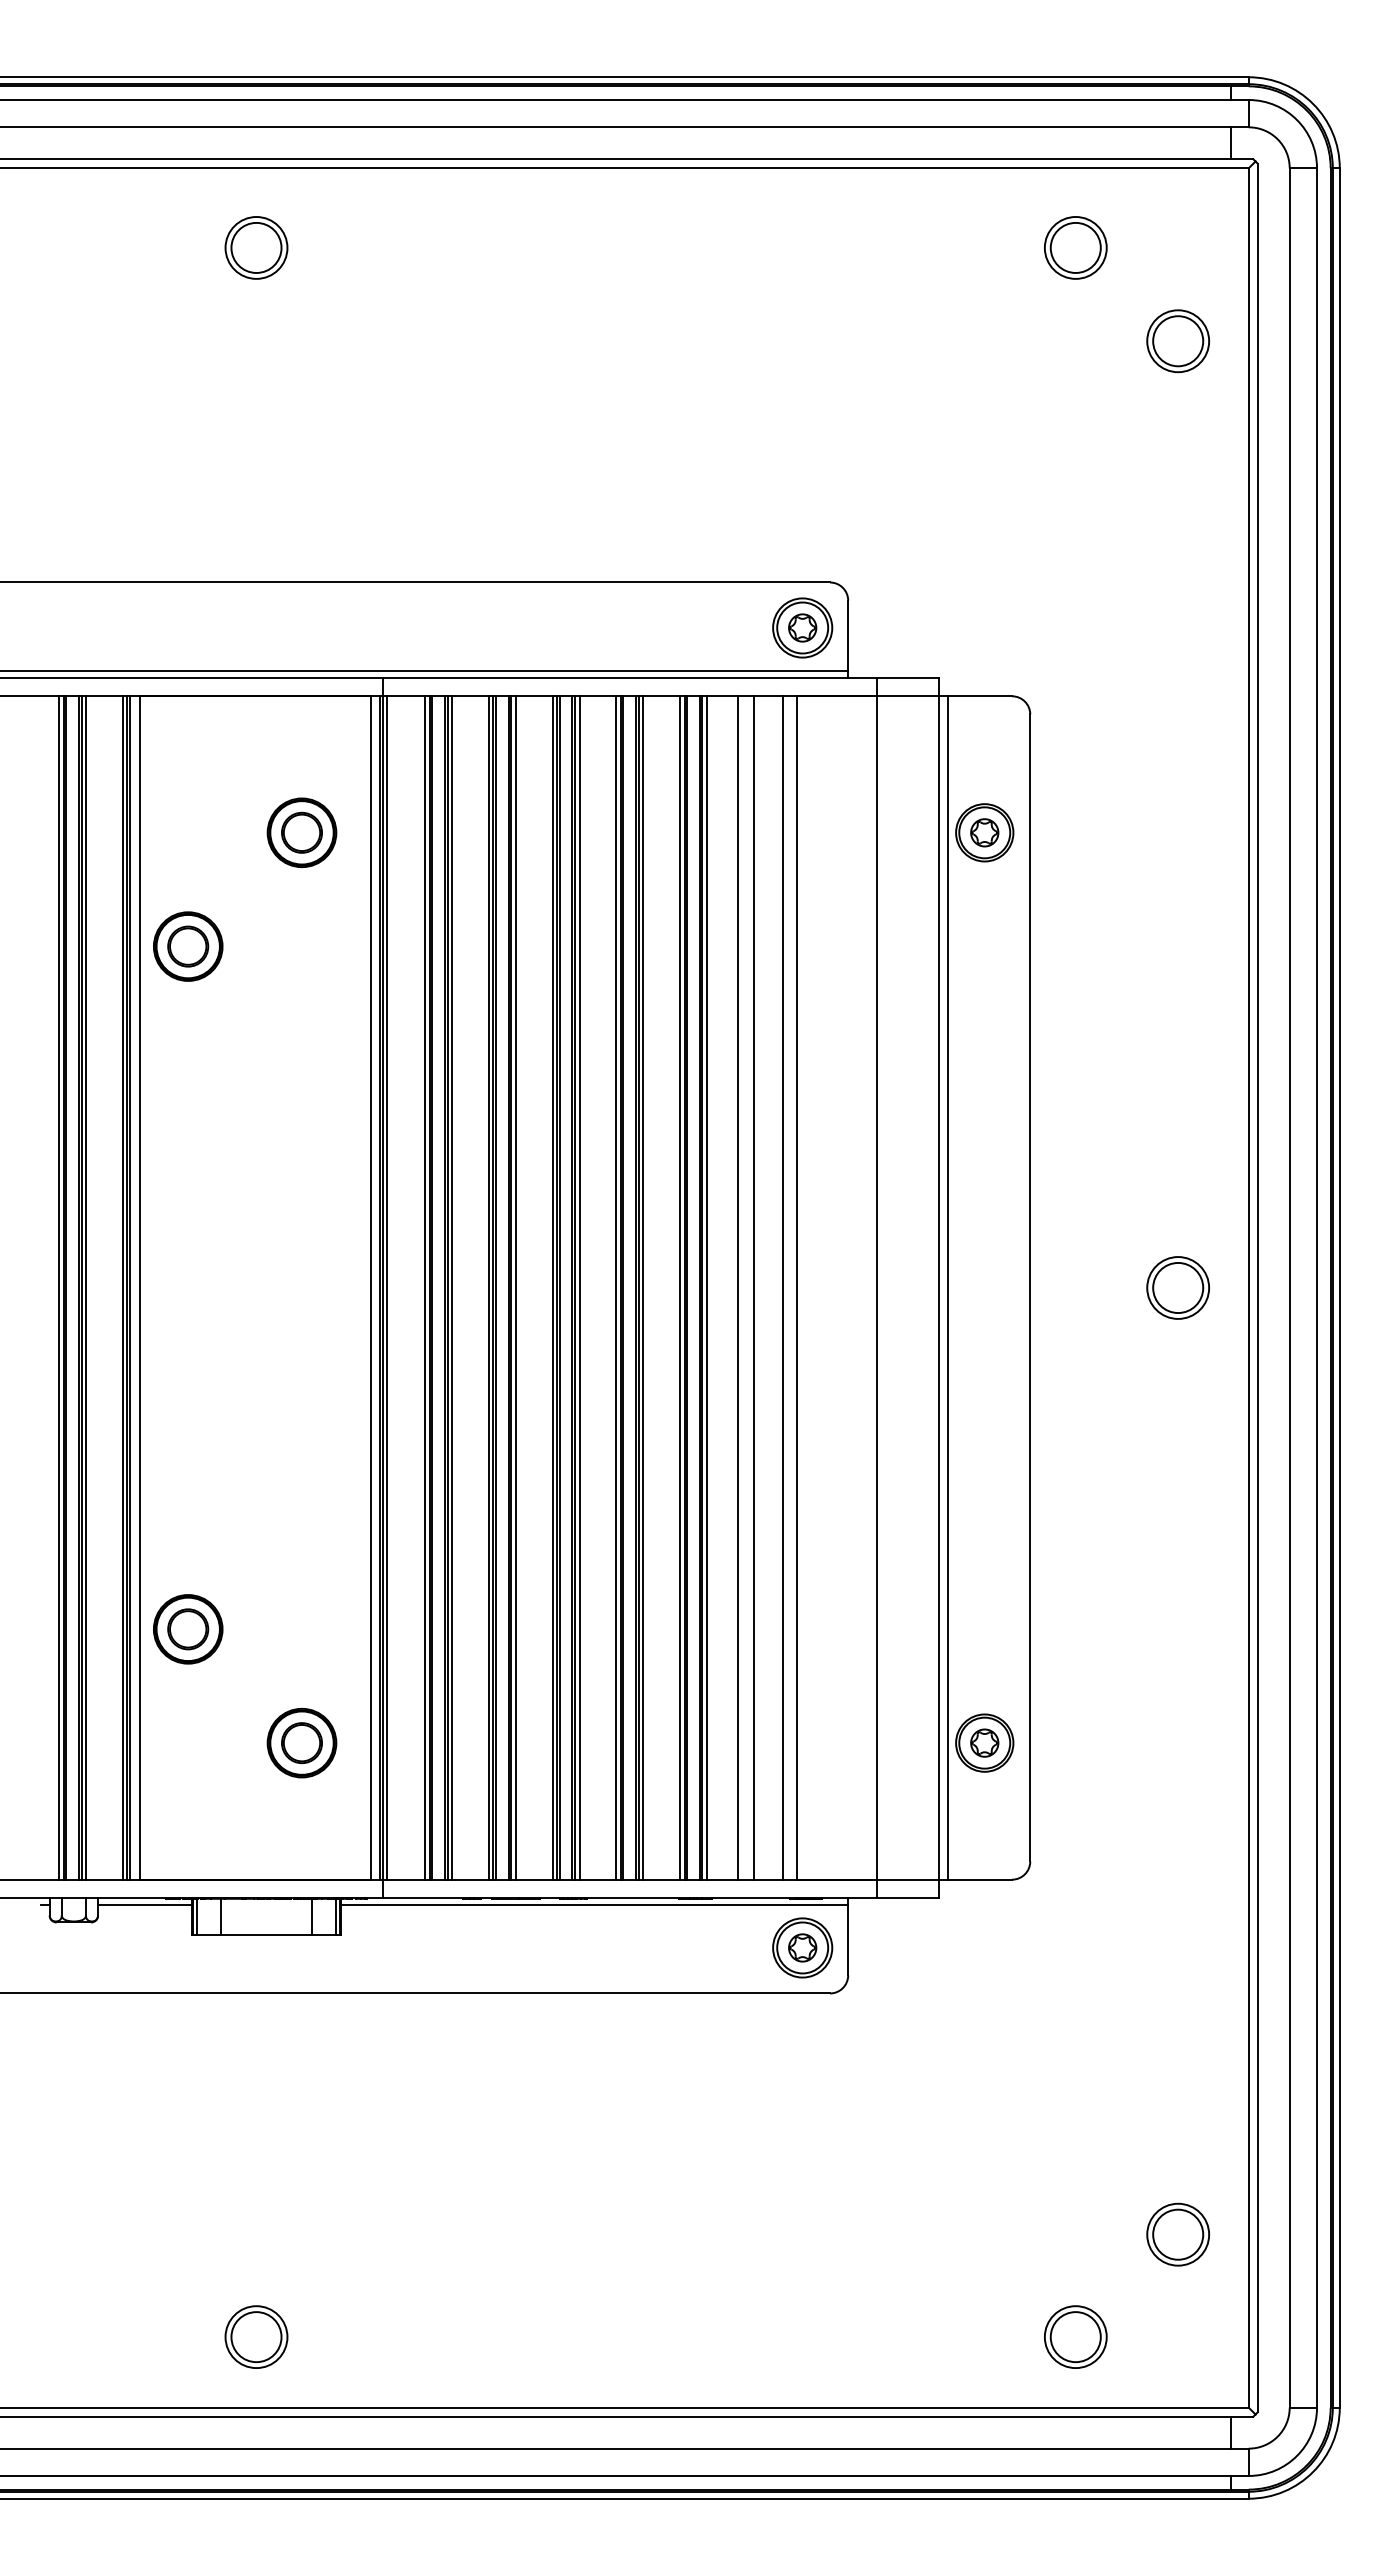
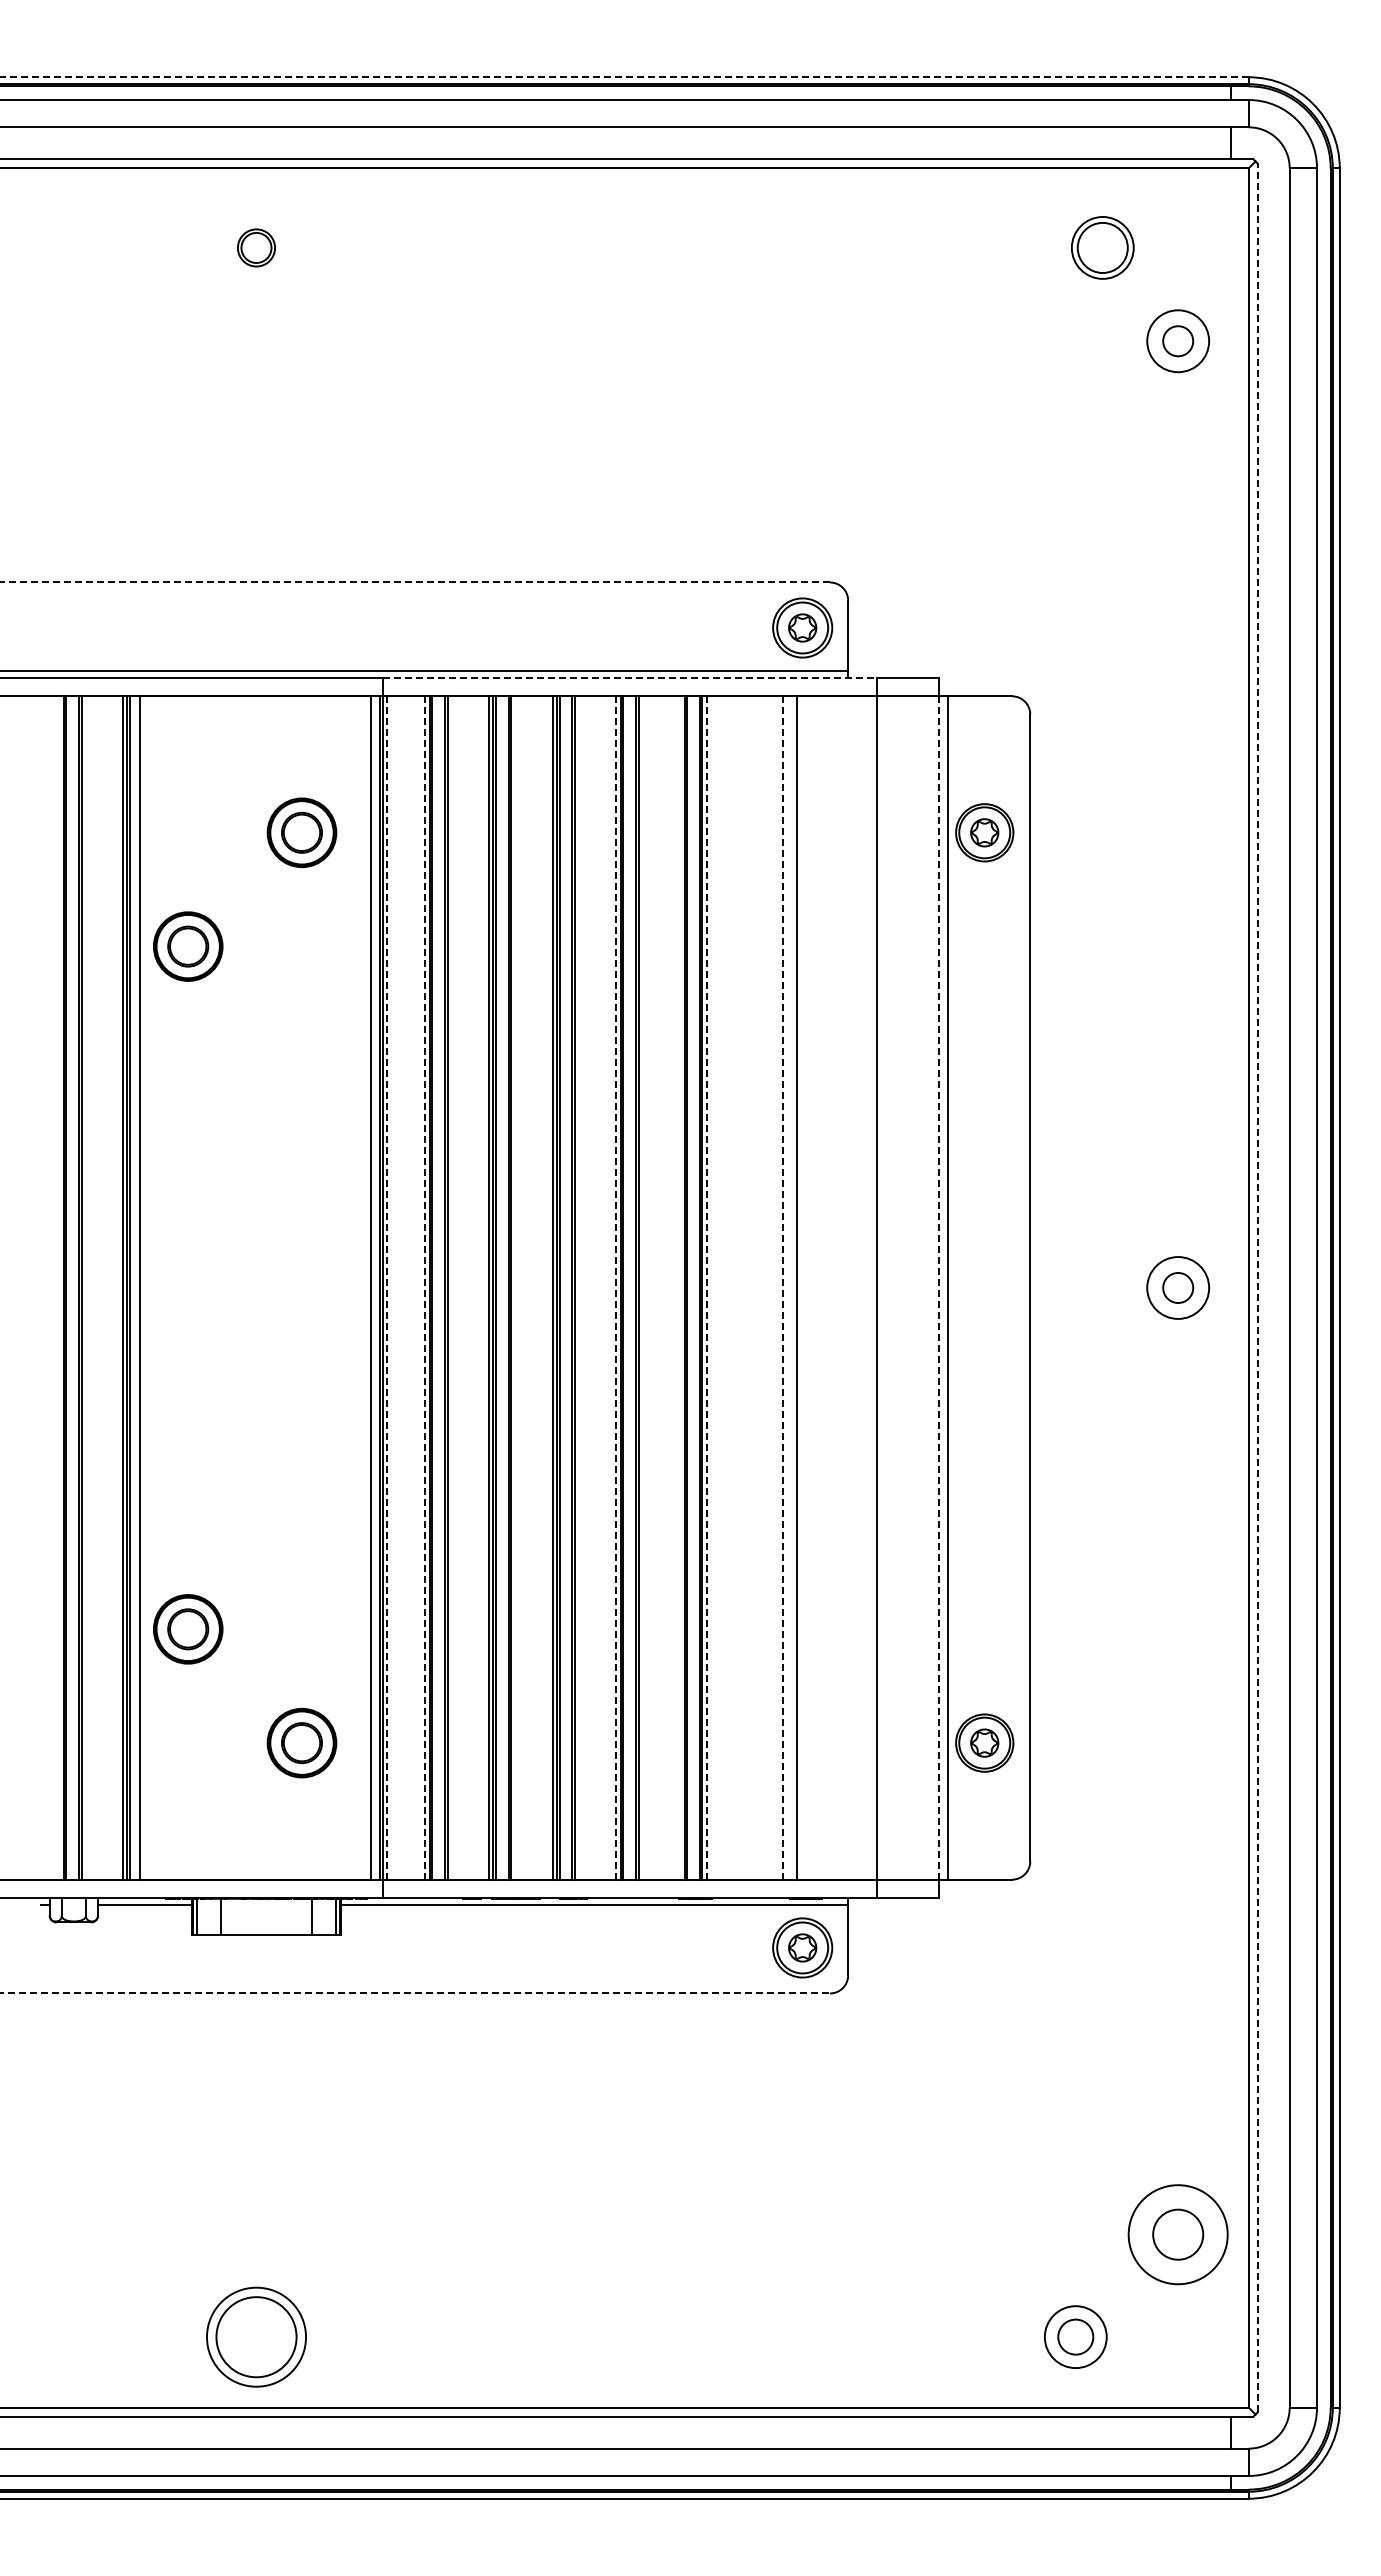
line: solid -> dashed (624, 77)
part size: 65x64 px -> 39x40 px (256, 247)
part position: (1075, 247) -> (1102, 247) (1102, 247)
circle diameter: 50 px -> 30 px (1178, 341)
line: solid -> dashed (415, 582)
line: solid -> dashed (629, 678)
line: present -> none (59, 1287)
line: present -> none (86, 1287)
line: solid -> dashed (387, 1287)
line: solid -> dashed (425, 1287)
line: present -> none (452, 1287)
line: present -> none (515, 1287)
line: present -> none (579, 1287)
line: solid -> dashed (616, 1287)
line: present -> none (643, 1287)
line: present -> none (679, 1287)
line: solid -> dashed (706, 1287)
line: present -> none (738, 1287)
line: present -> none (754, 1287)
line: solid -> dashed (783, 1287)
line: solid -> dashed (939, 1287)
circle diameter: 50 px -> 30 px (1178, 1287)
line: solid -> dashed (1257, 1287)
line: solid -> dashed (415, 1993)
circle diameter: 62 px -> 99 px (1177, 2234)
part size: 65x64 px -> 101x102 px (256, 2336)
circle diameter: 50 px -> 35 px (1075, 2336)
